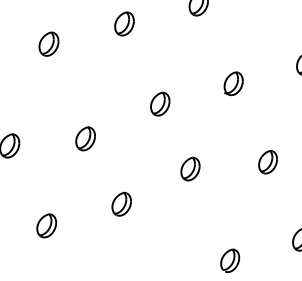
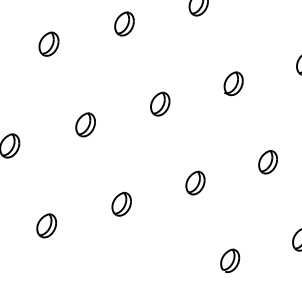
part position: (85, 138) -> (85, 124) (85, 124)
part position: (190, 168) -> (195, 182) (195, 182)
